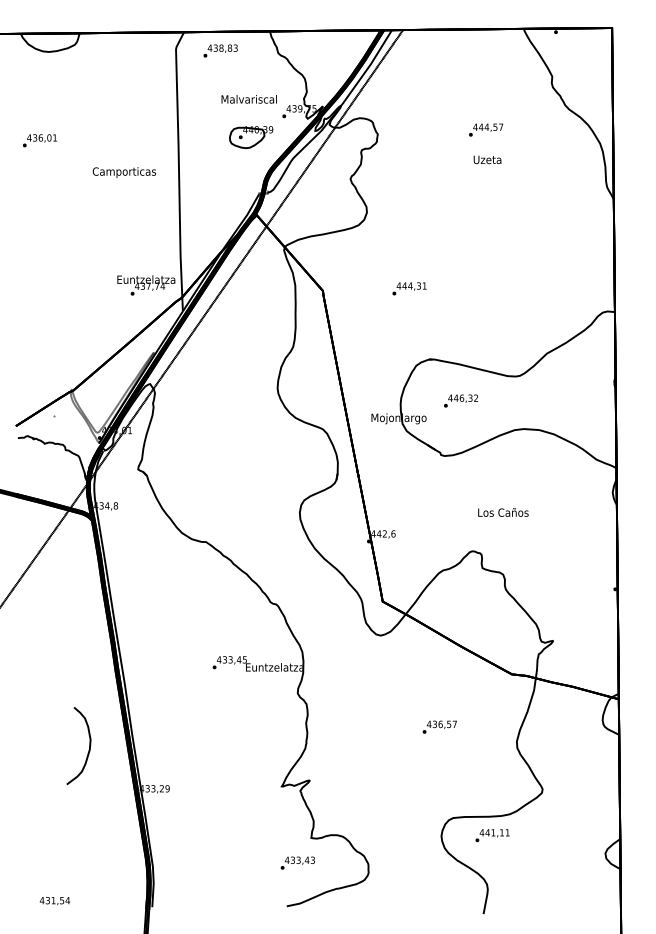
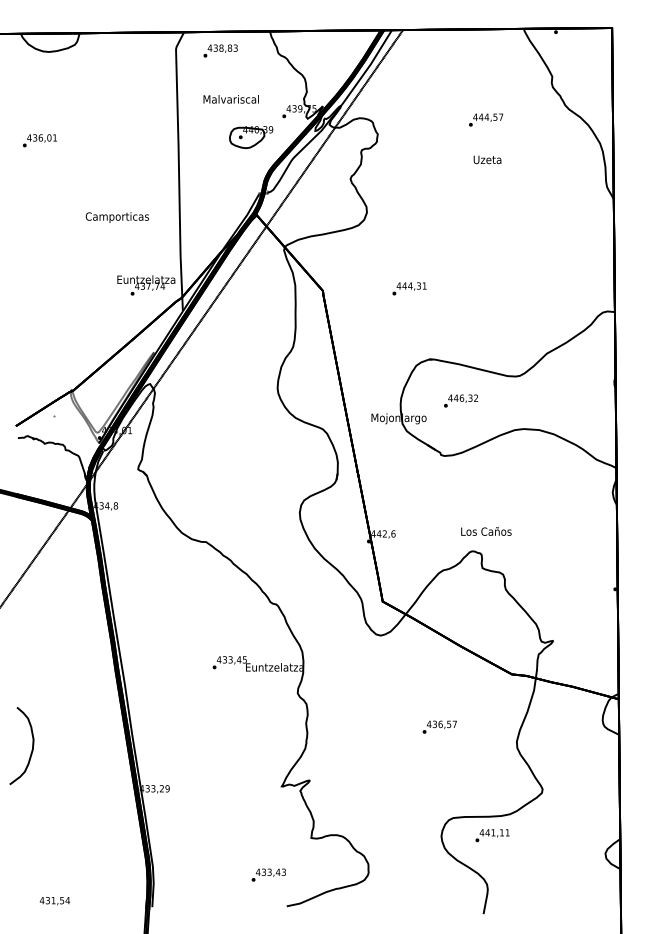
text position: (248, 99) -> (230, 99) (230, 99)
text position: (486, 129) -> (486, 119) (486, 119)
text position: (123, 172) -> (116, 217) (116, 217)
text position: (503, 512) -> (486, 531) (486, 531)
curve position: (88, 749) -> (31, 749) (31, 749)
text position: (297, 862) -> (268, 874) (268, 874)
